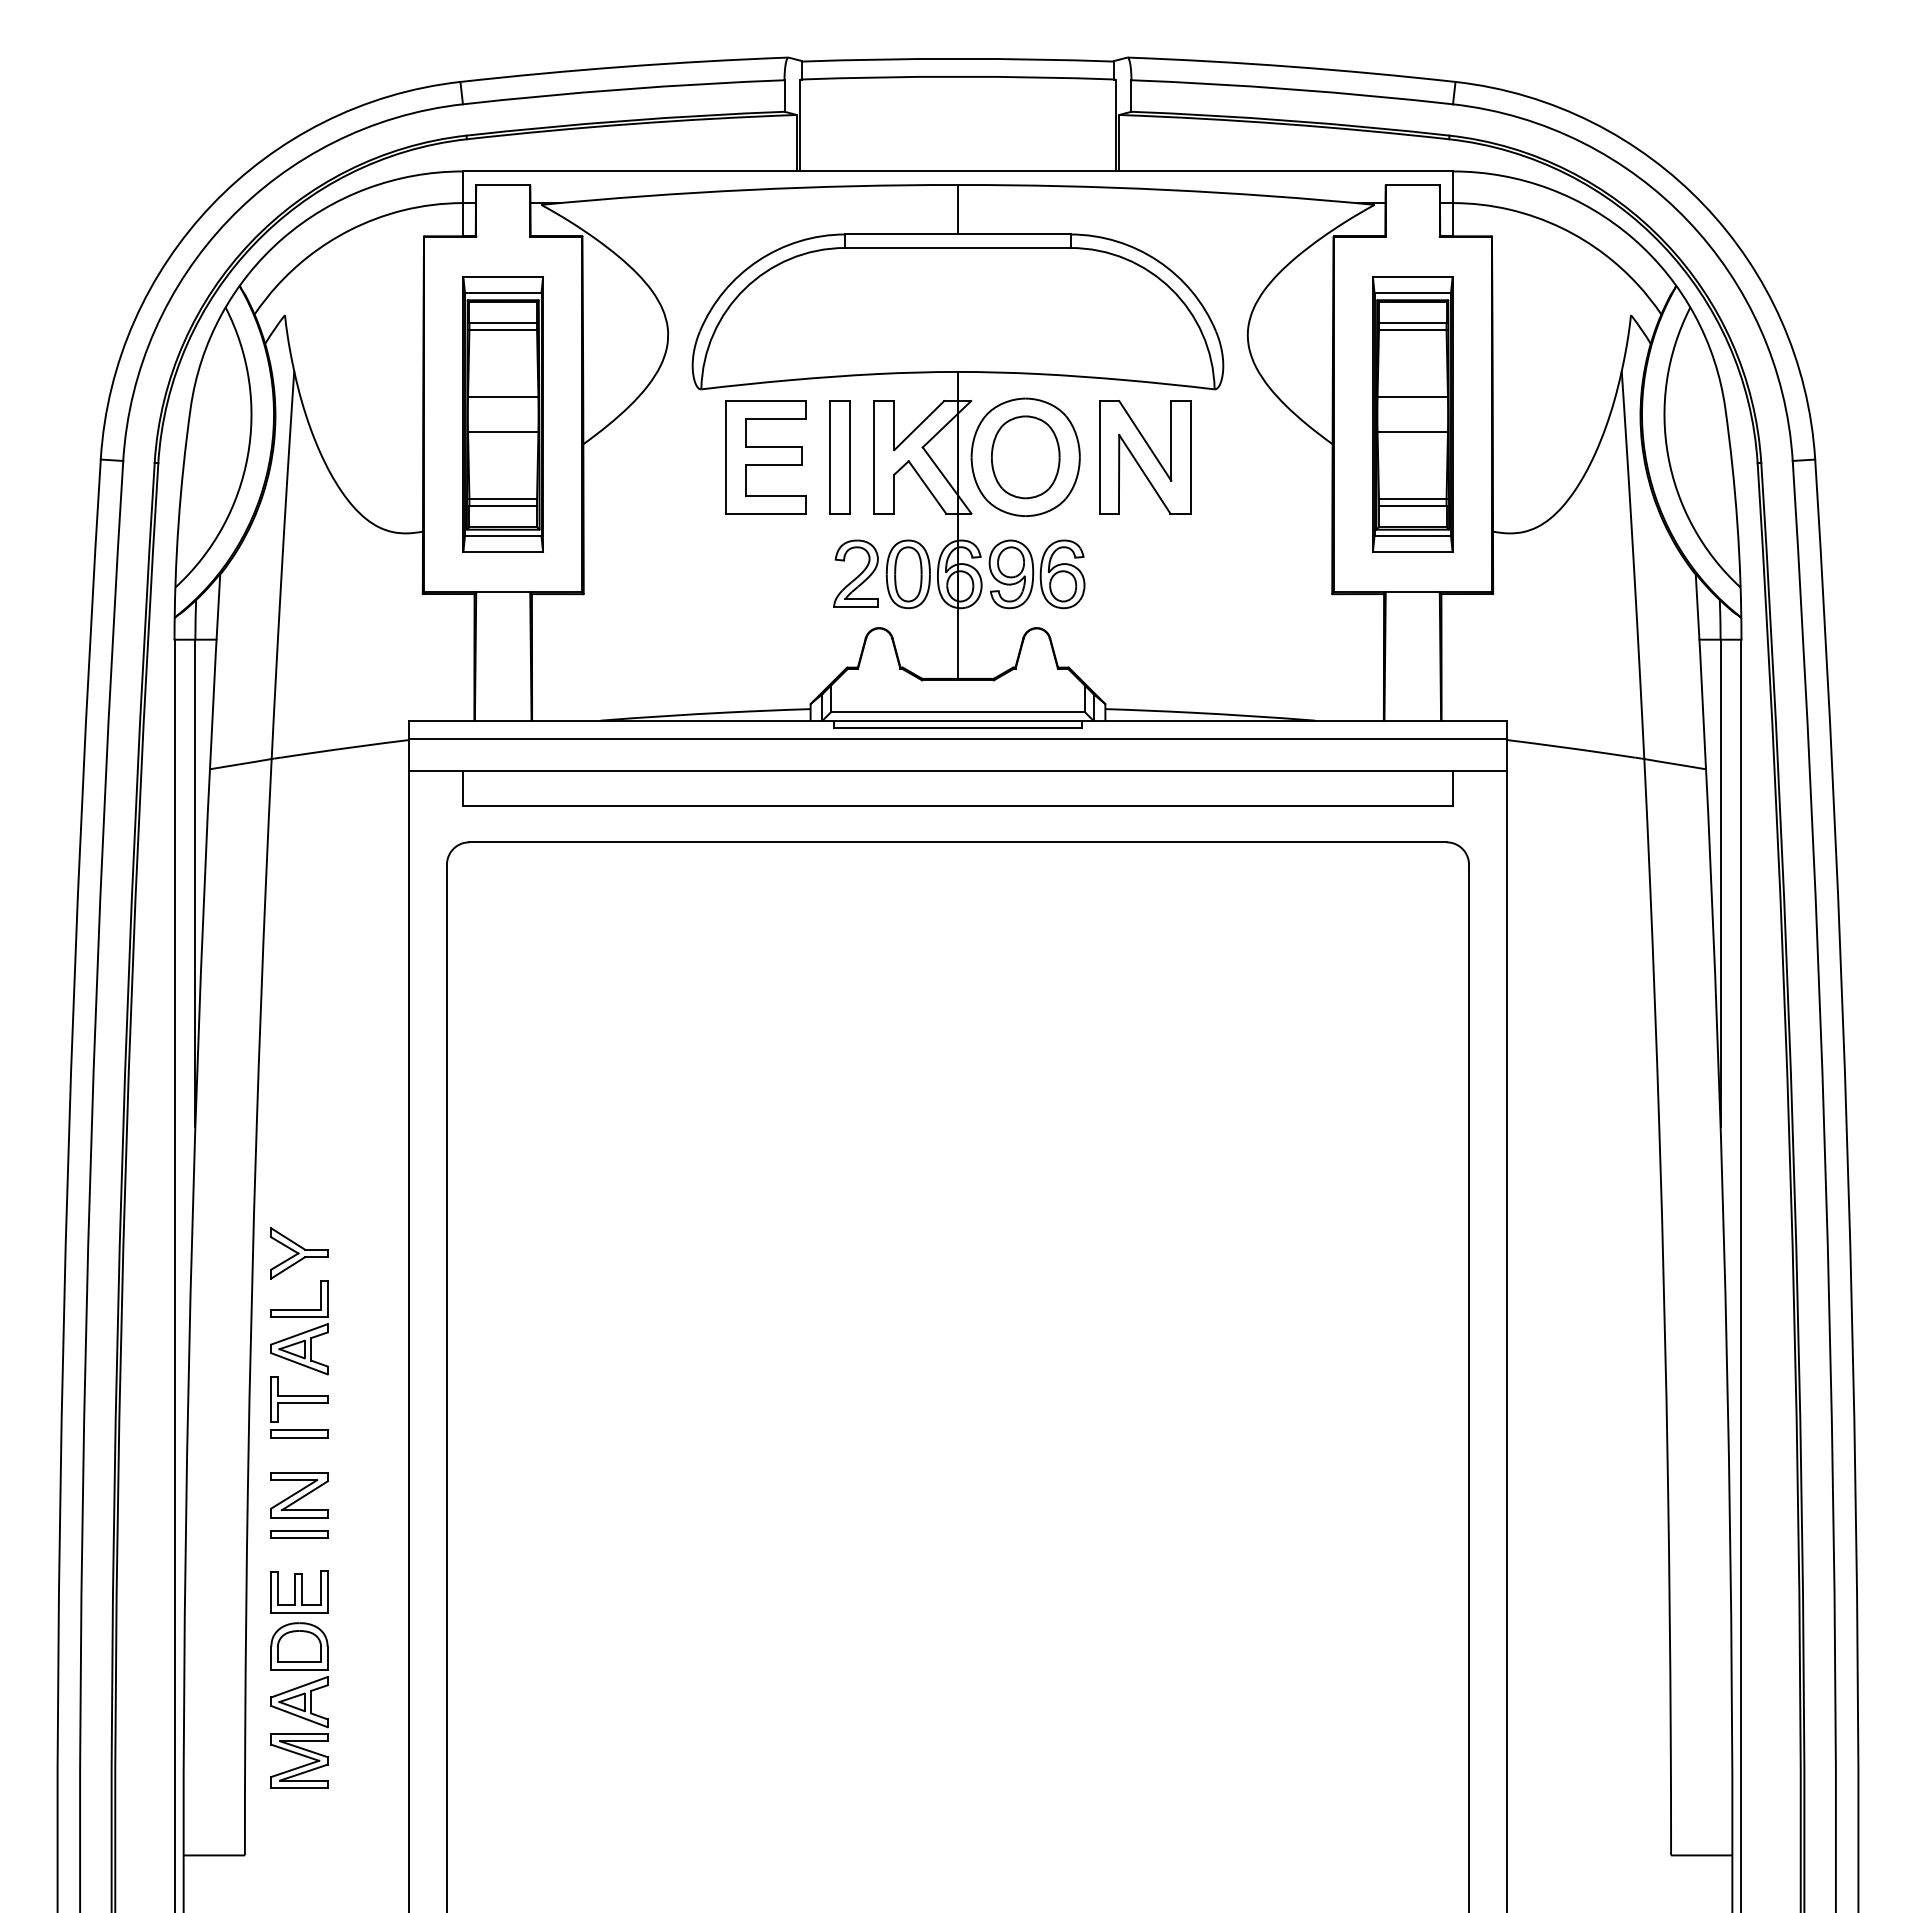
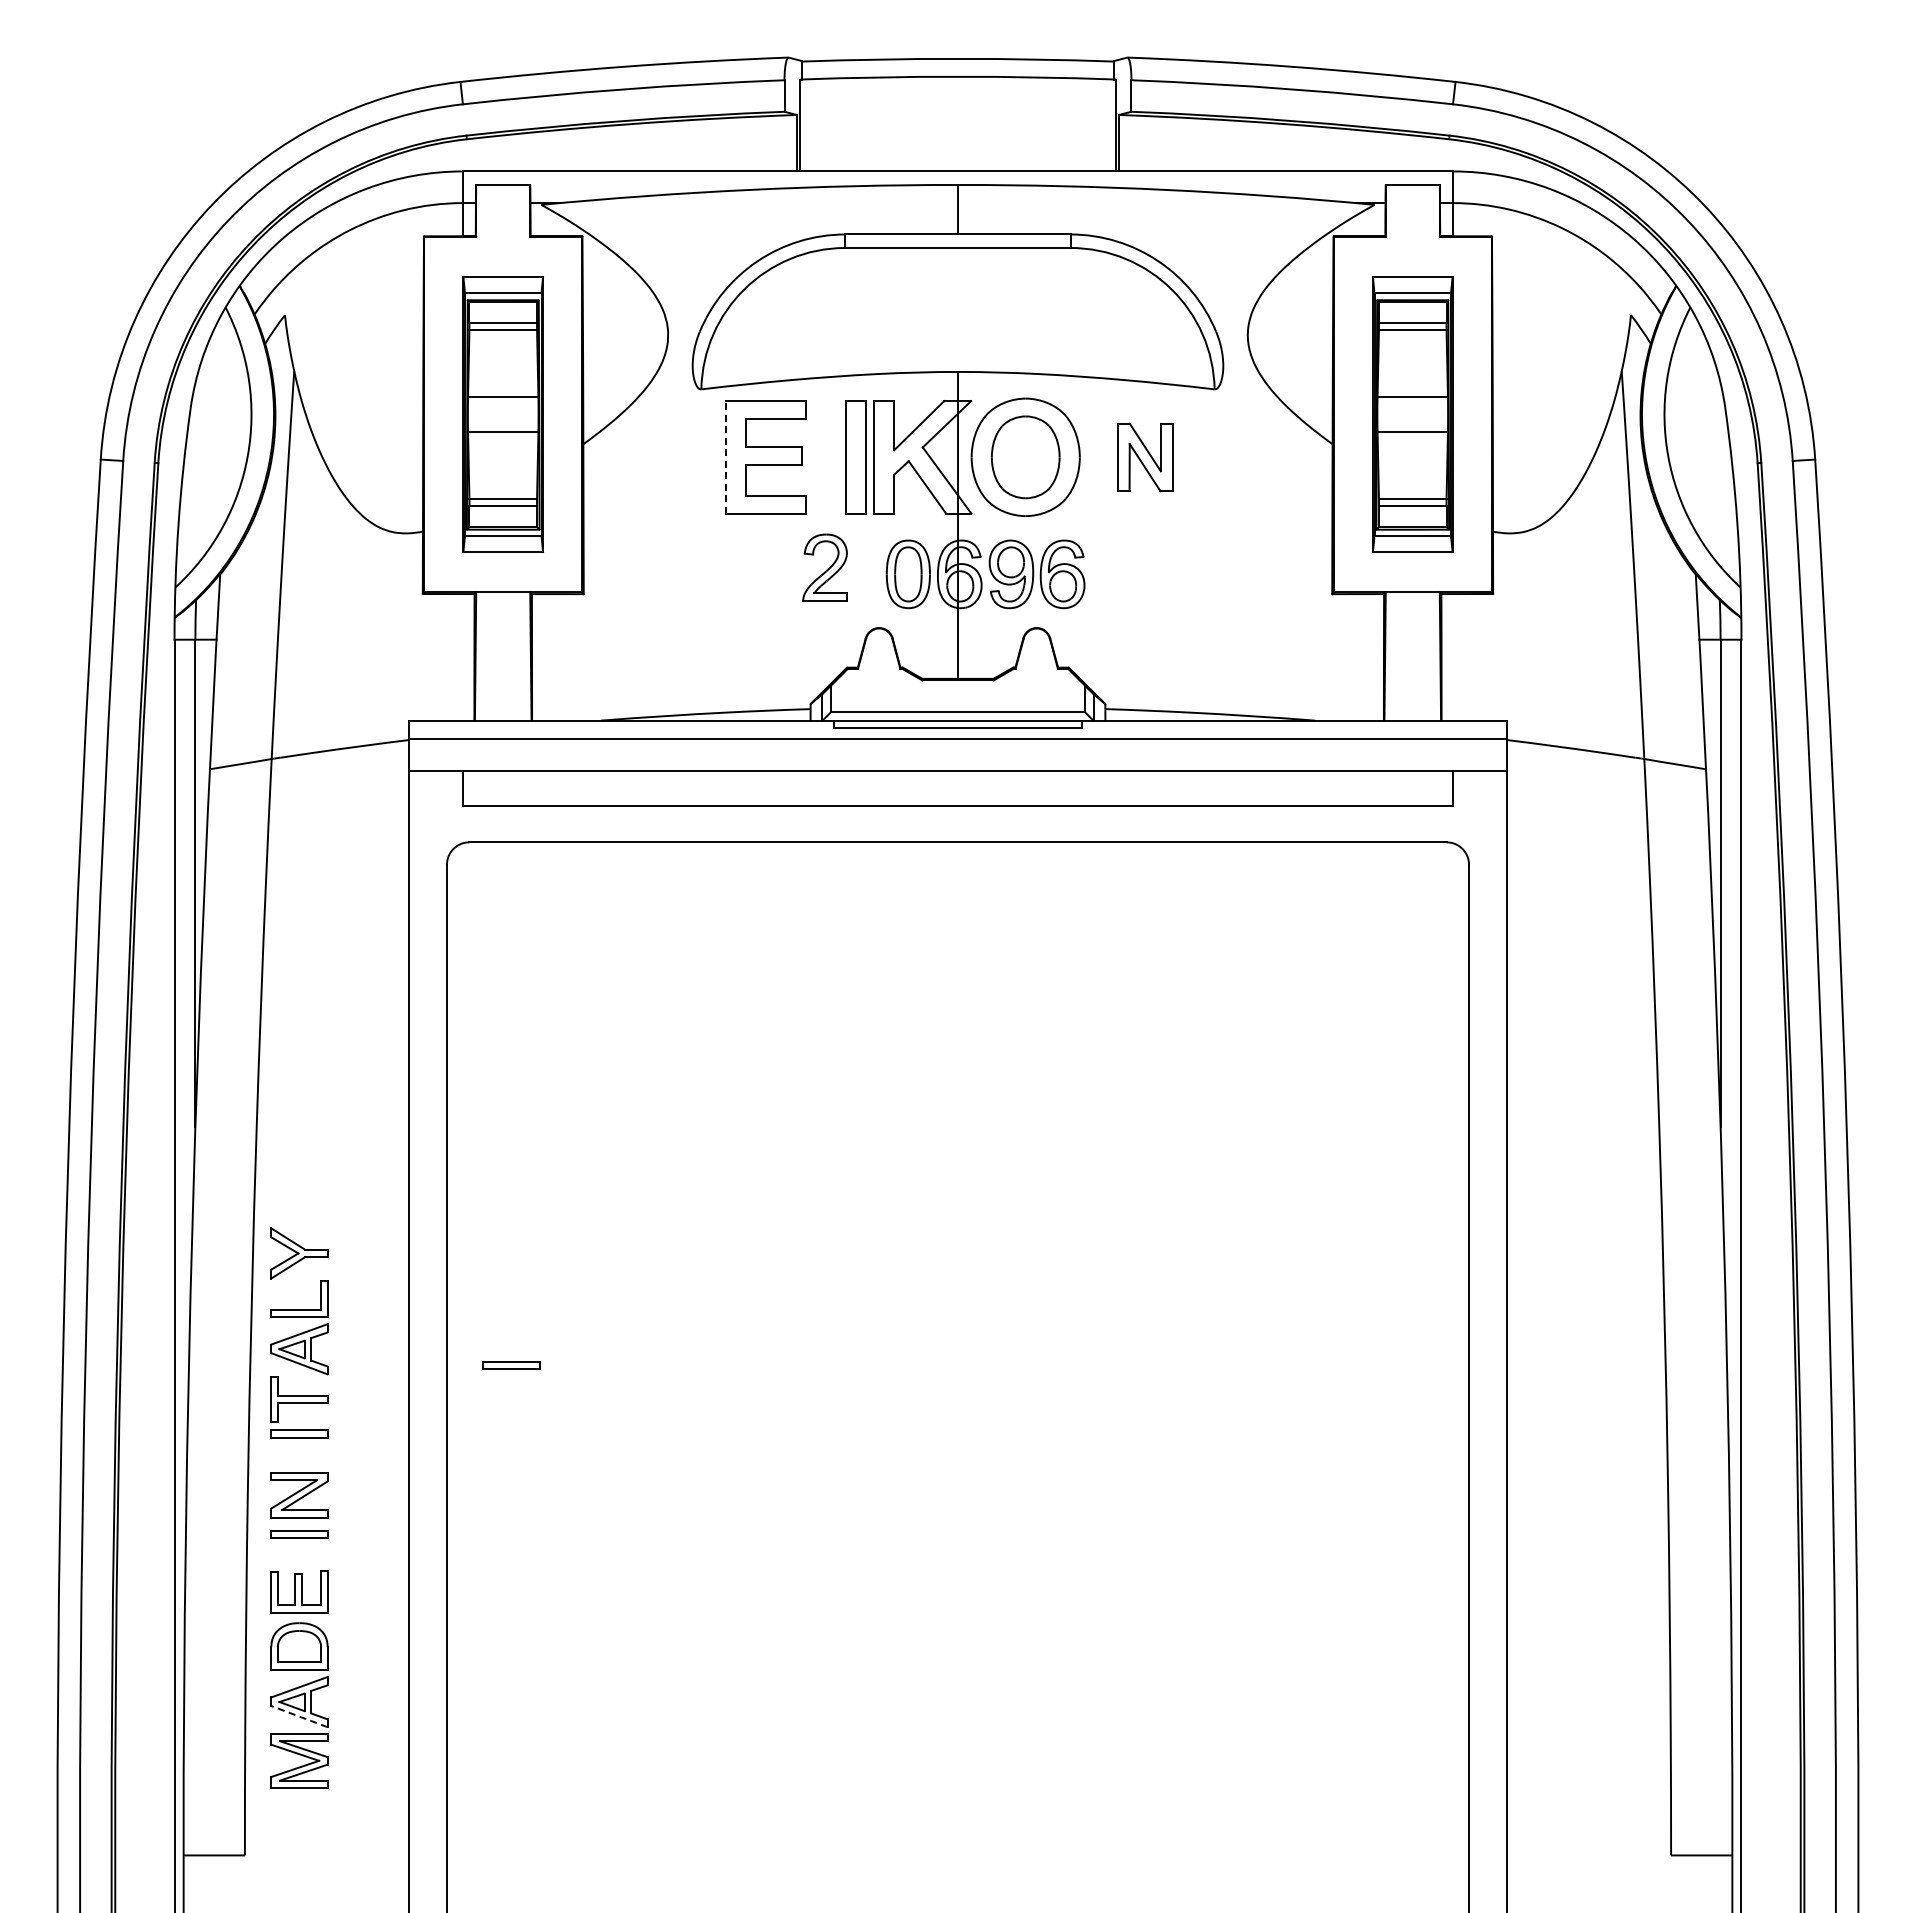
line: solid -> dashed (726, 456)
part position: (839, 457) -> (855, 457) (855, 457)
part size: 93x115 px -> 57x71 px (1145, 457)
part position: (855, 573) -> (824, 567) (824, 567)
part: none -> present (511, 1365)
line: solid -> dashed (299, 1716)
